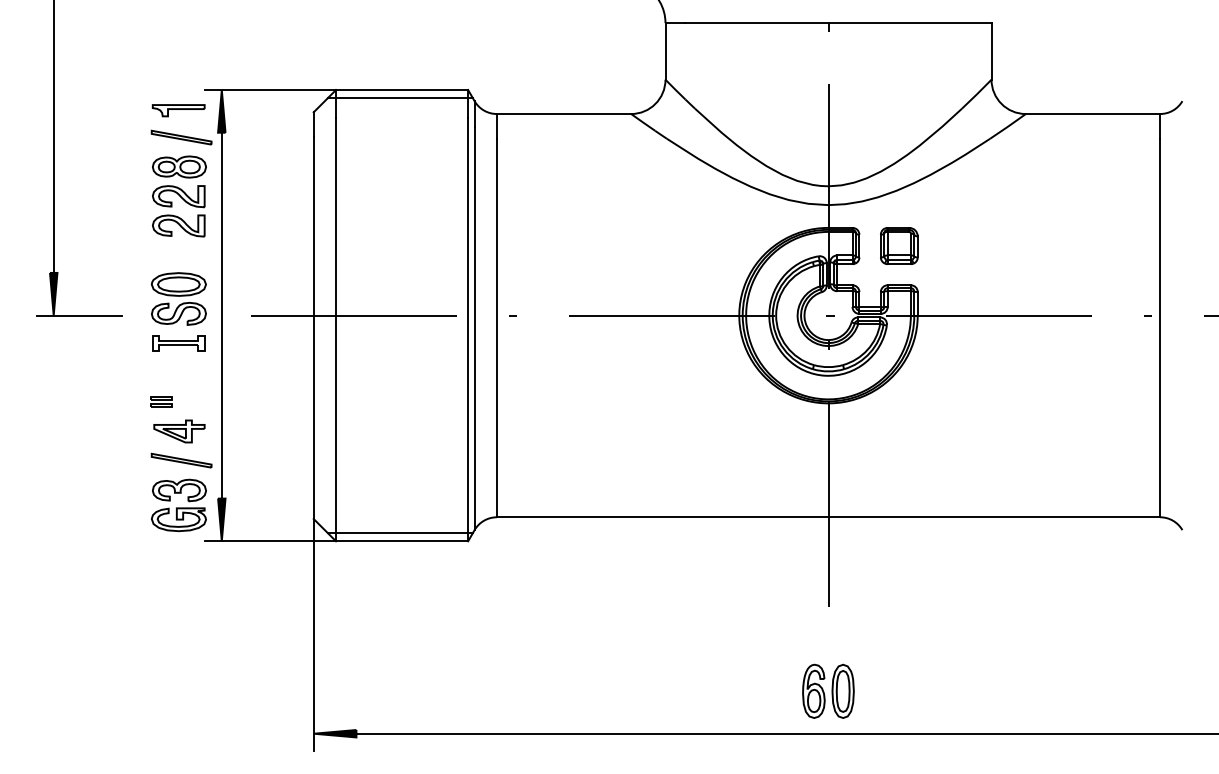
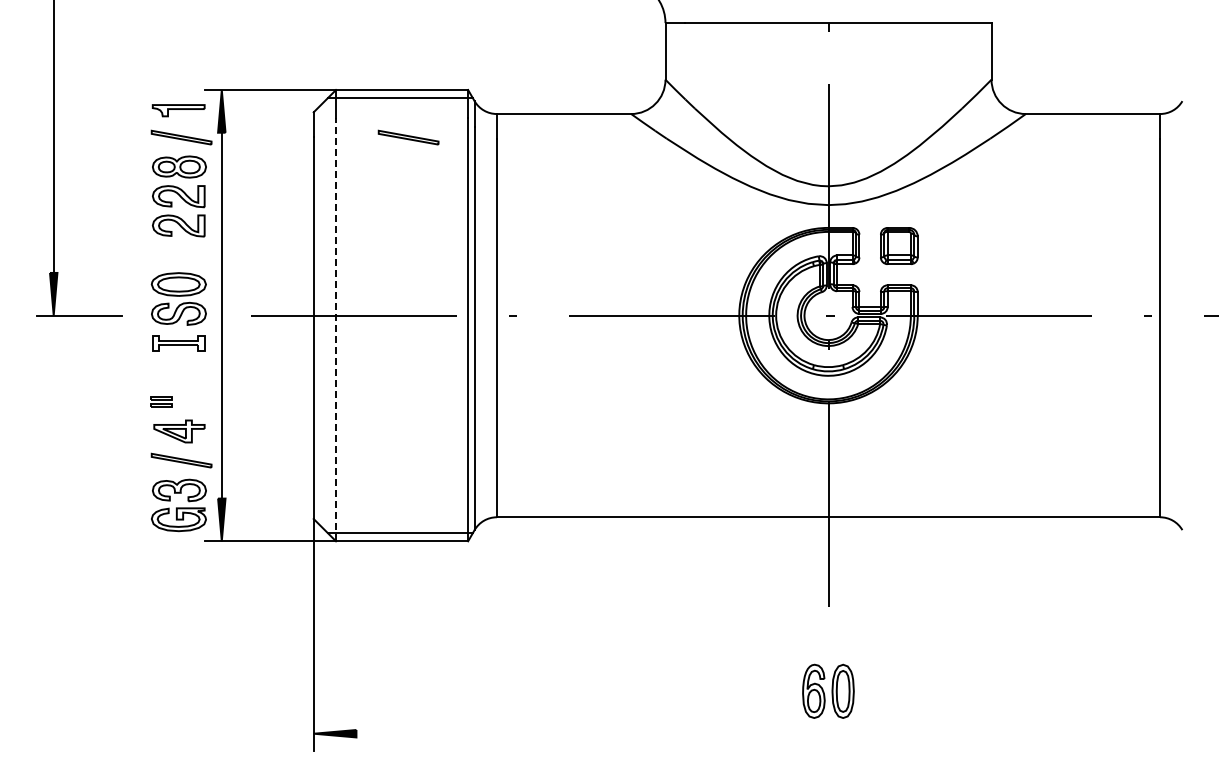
part: none -> present (408, 137)
line: solid -> dashed (336, 329)
line: present -> none (785, 733)
